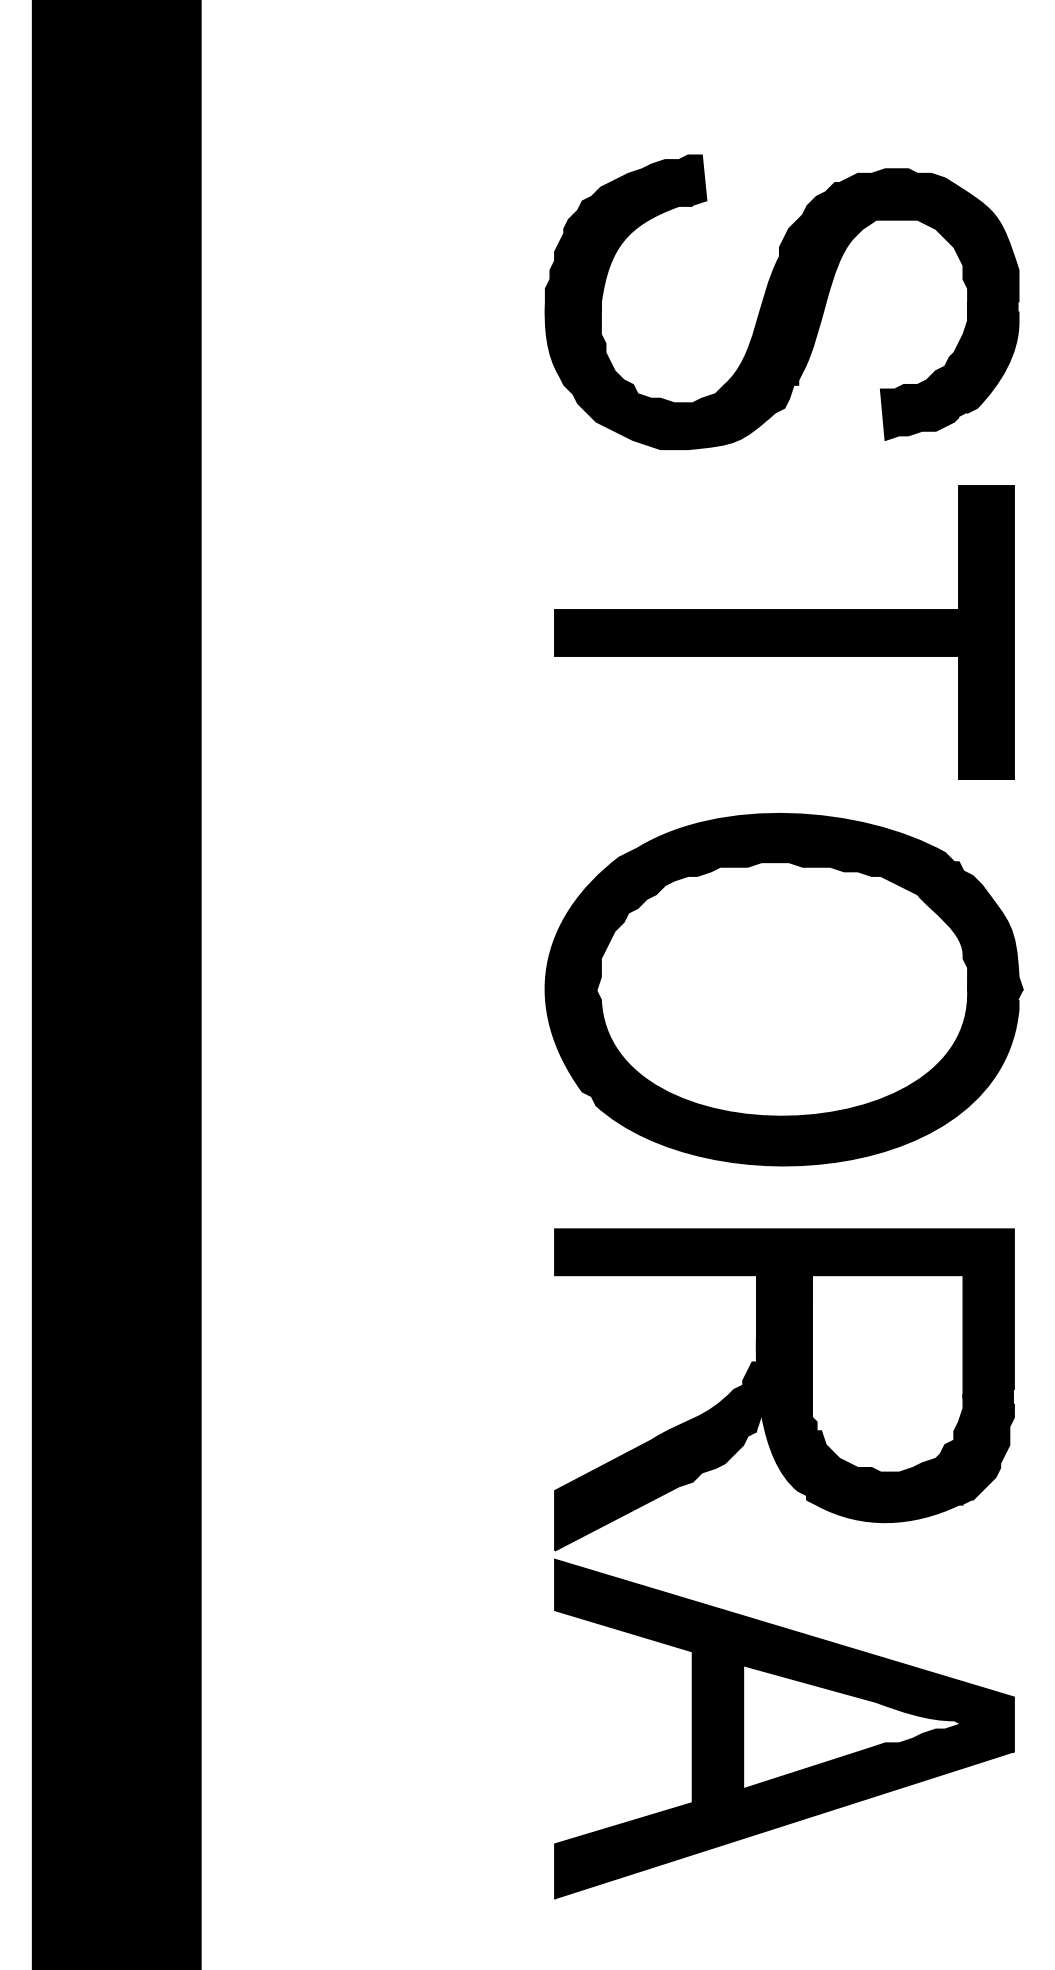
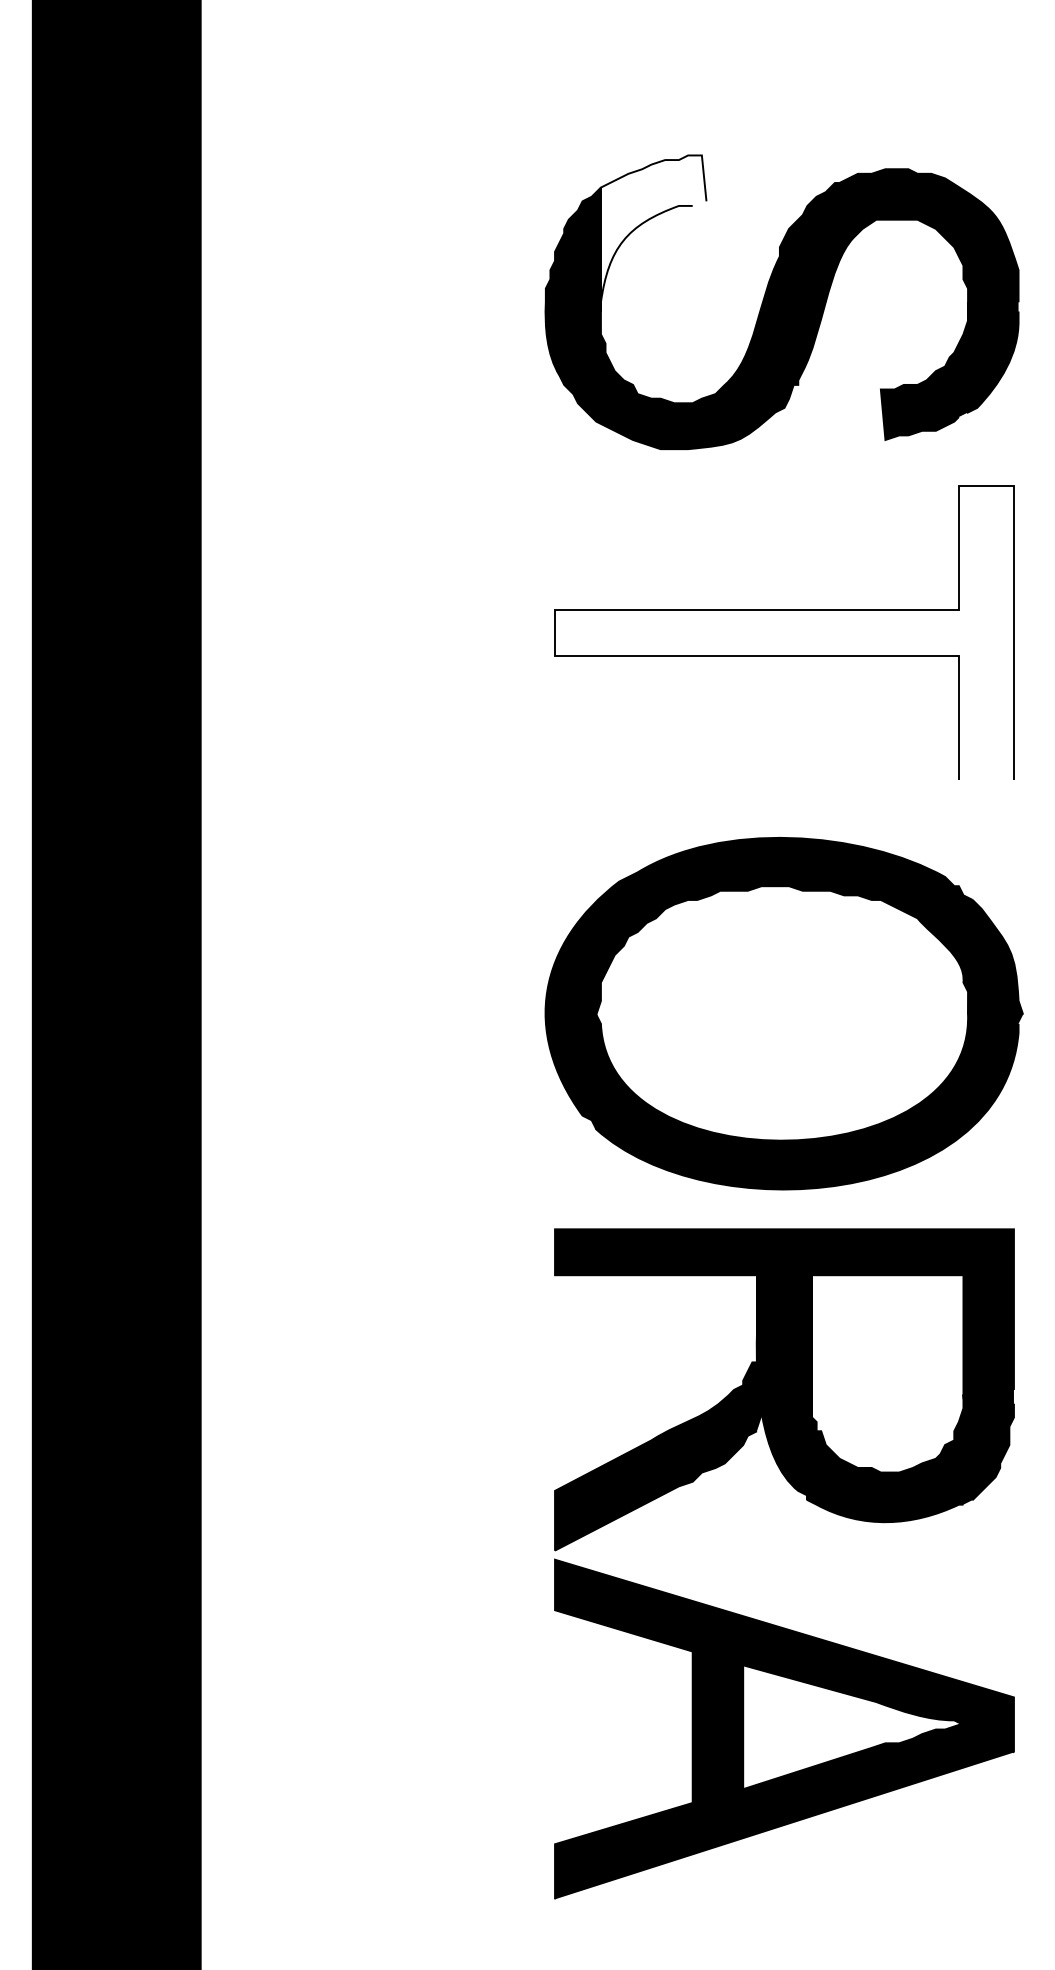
fill: present -> none (653, 233)
fill: present -> none (784, 632)
part position: (783, 989) -> (783, 1013) (783, 1013)
